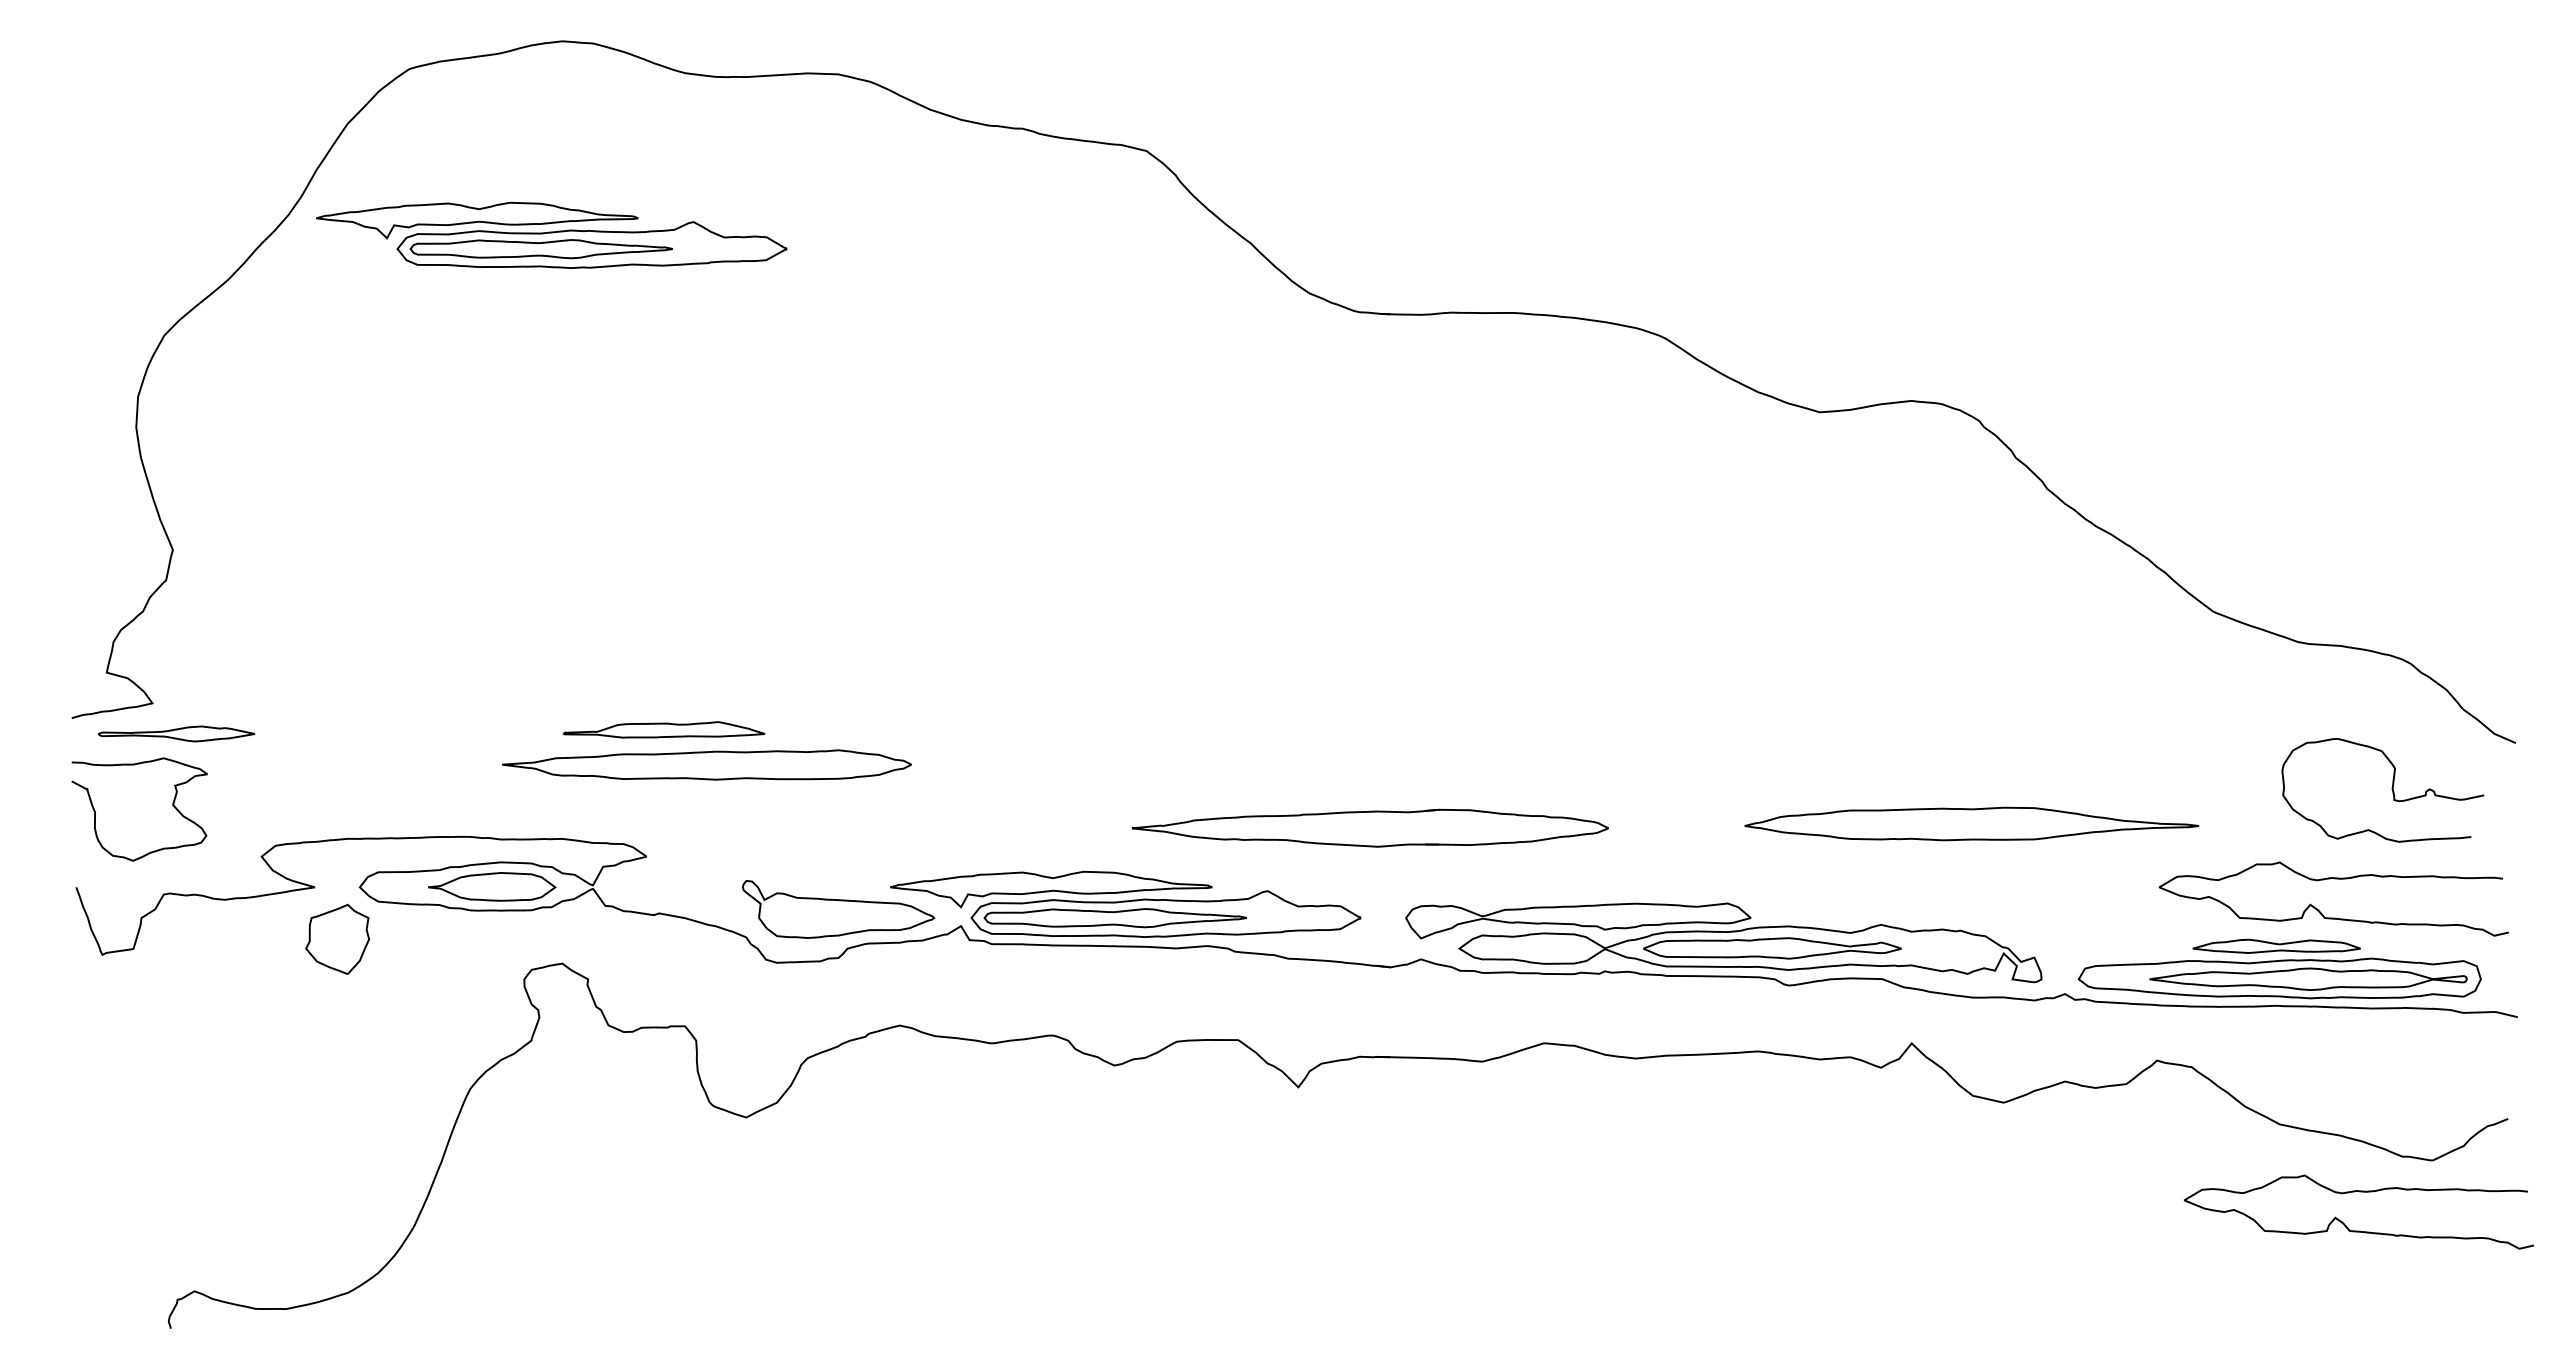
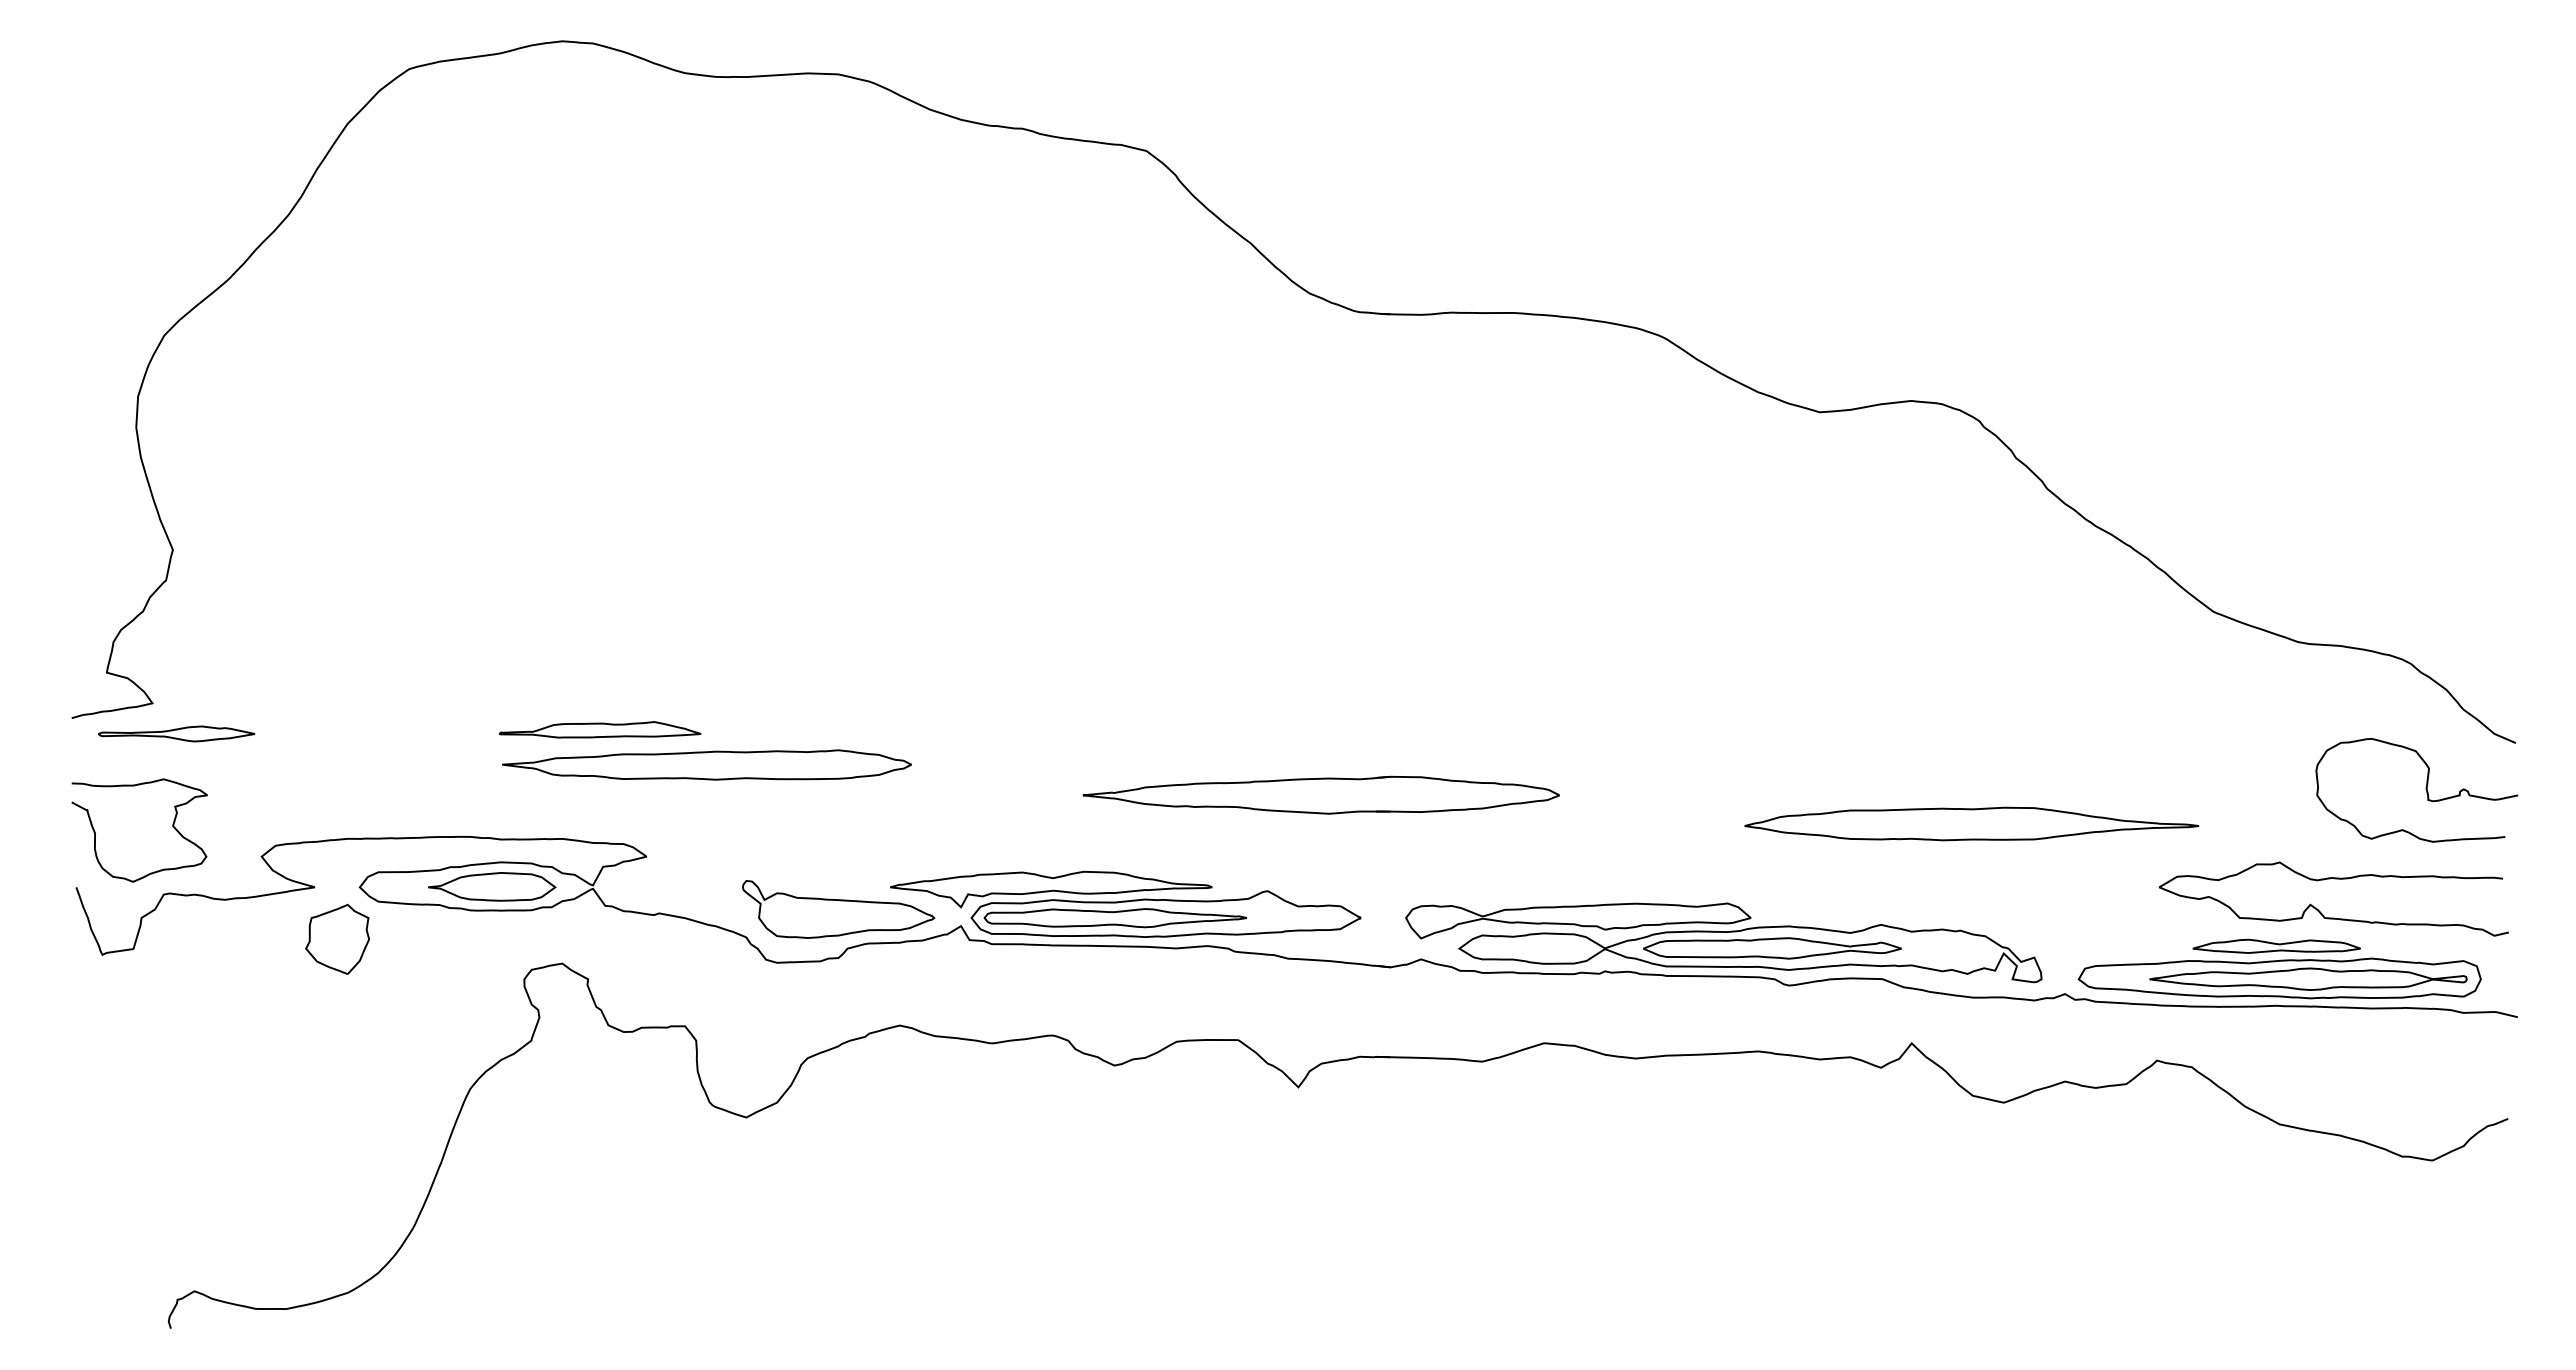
part: present -> none (551, 234)
part position: (663, 729) -> (599, 729) (599, 729)
curve position: (2391, 789) -> (2425, 789) (2425, 789)
curve position: (172, 805) -> (172, 826) (172, 826)
part position: (1369, 827) -> (1320, 794) (1320, 794)
curve: present -> none (2345, 1224)
